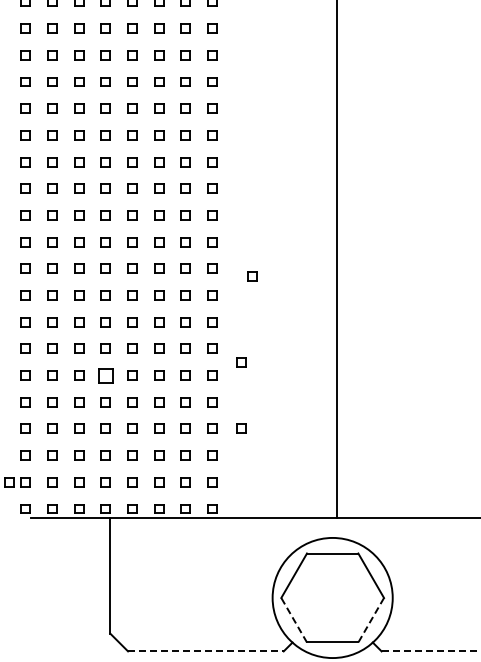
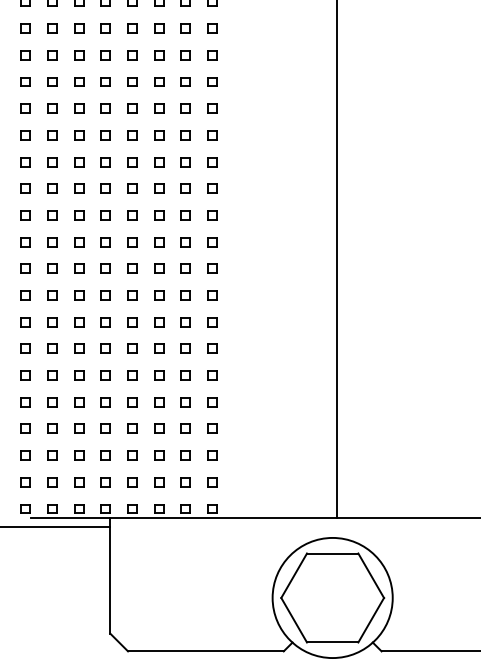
part: present -> none (252, 276)
part: present -> none (241, 362)
part size: 16x16 px -> 11x11 px (105, 375)
part: present -> none (241, 428)
part: present -> none (9, 482)
line: none -> present (56, 526)
line: dashed -> solid (294, 620)
line: dashed -> solid (371, 620)
line: dashed -> solid (205, 651)
line: dashed -> solid (431, 651)
